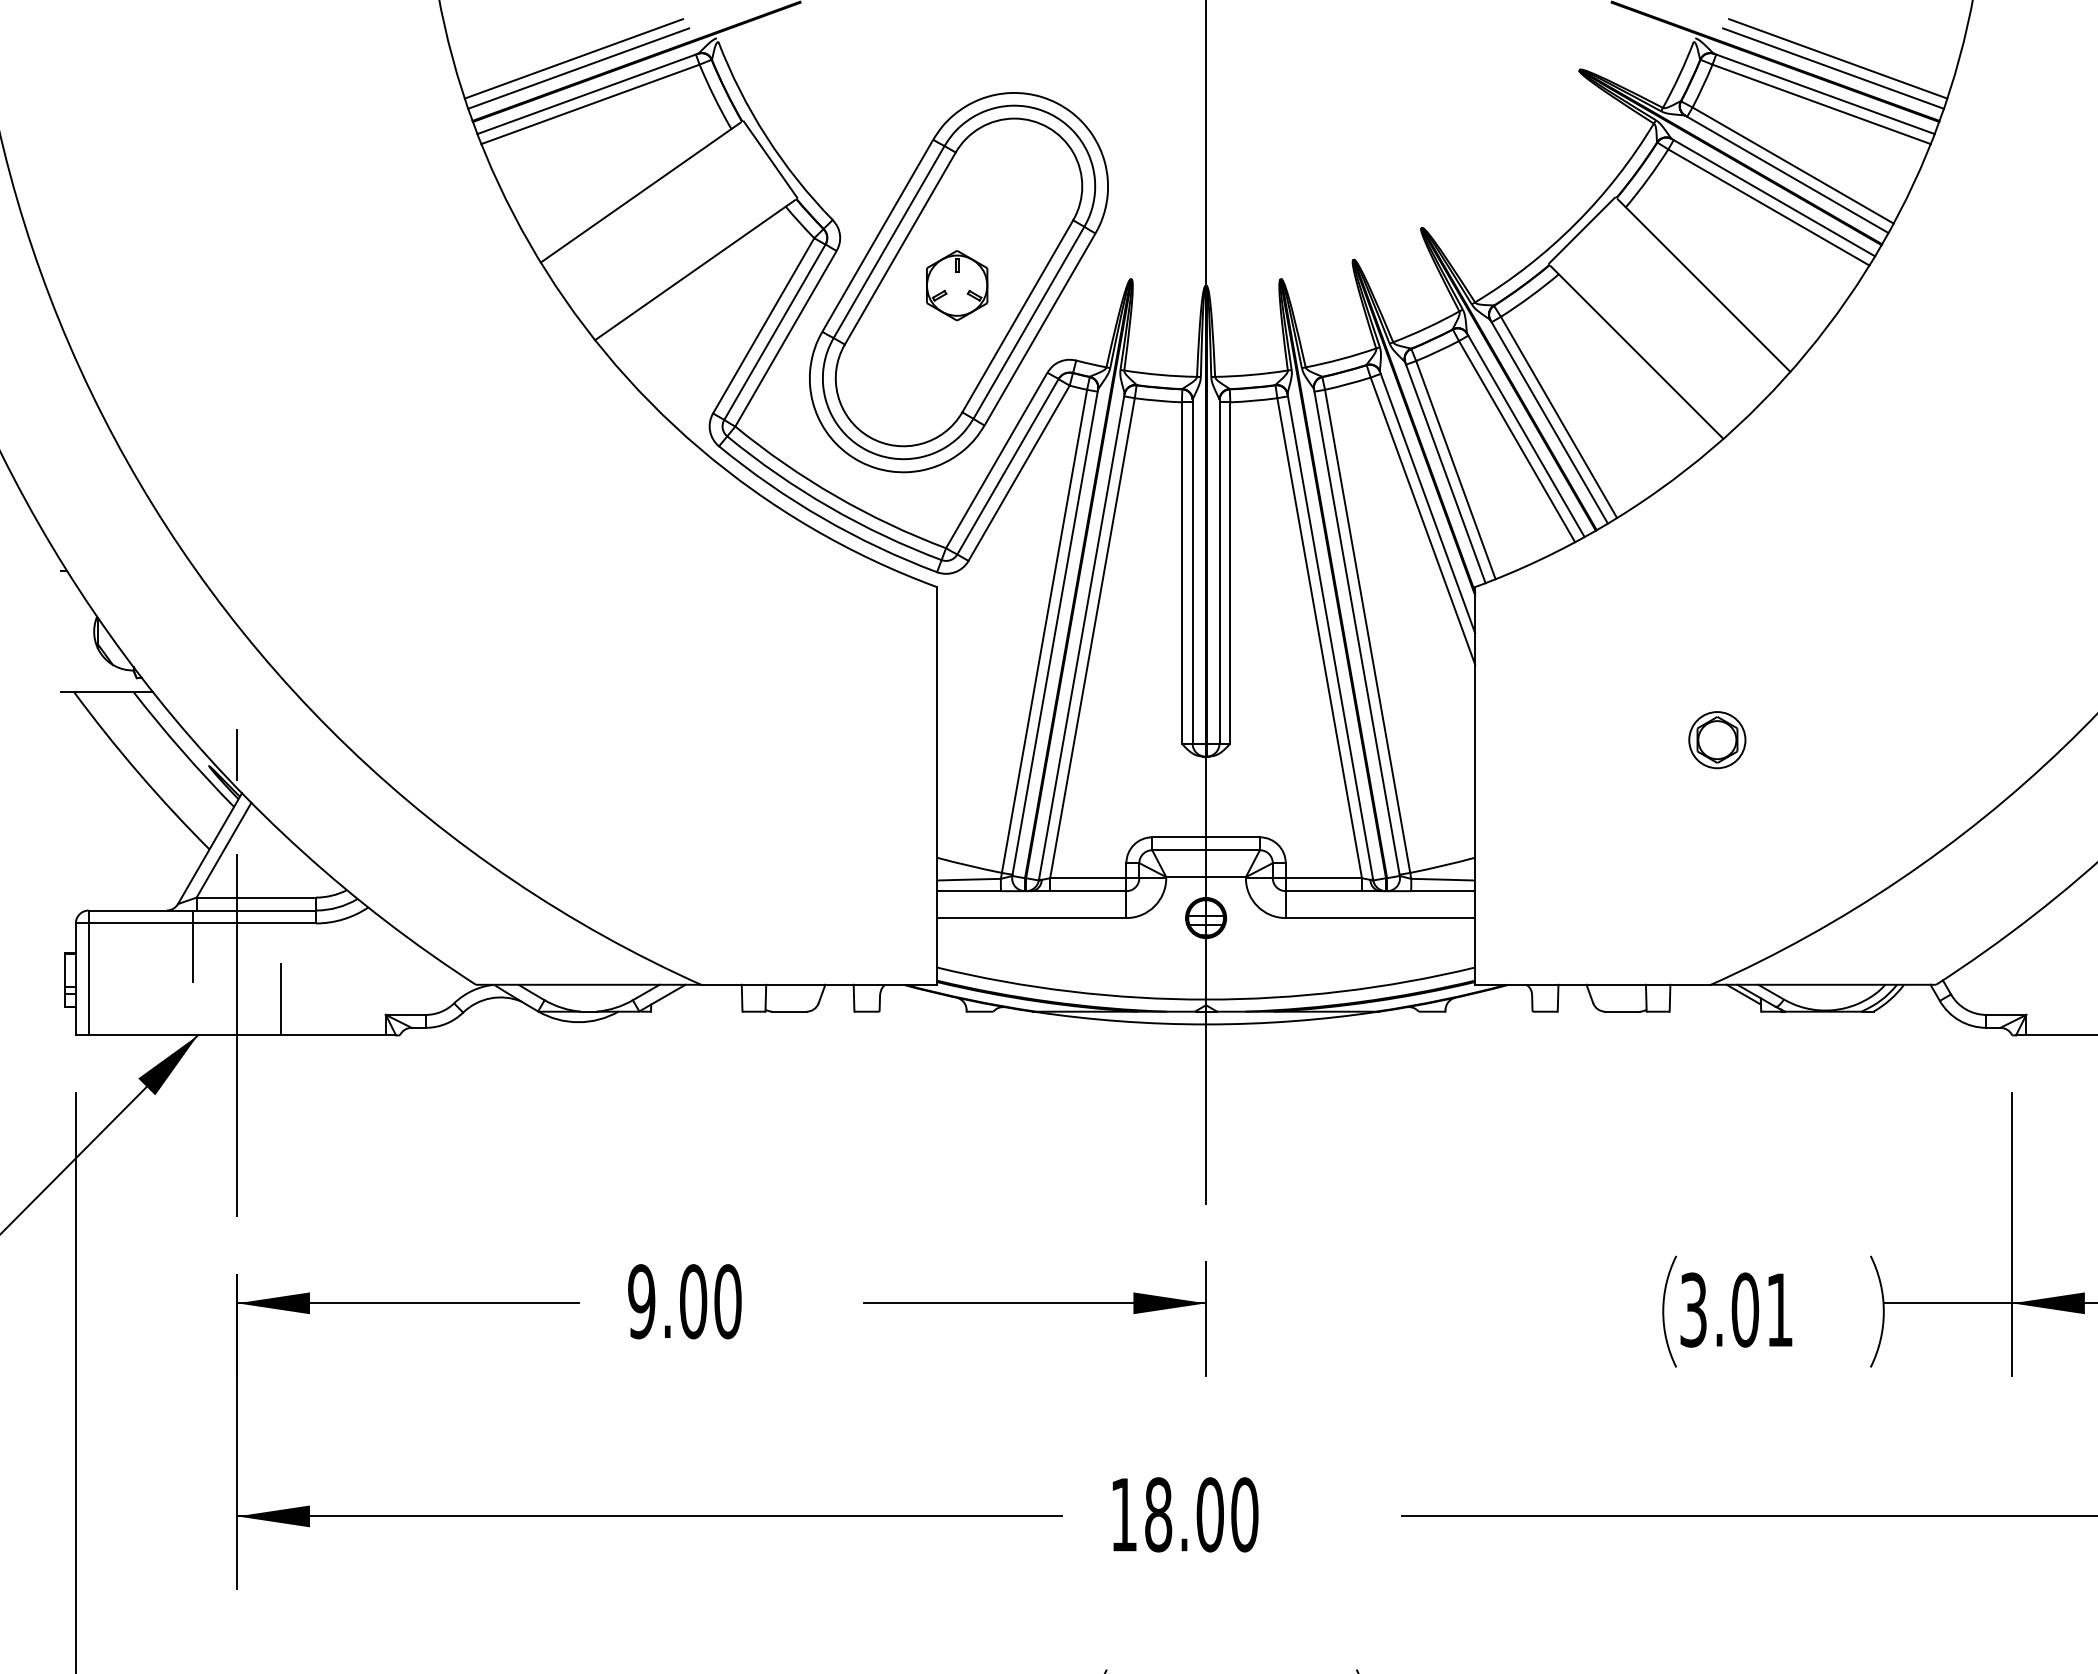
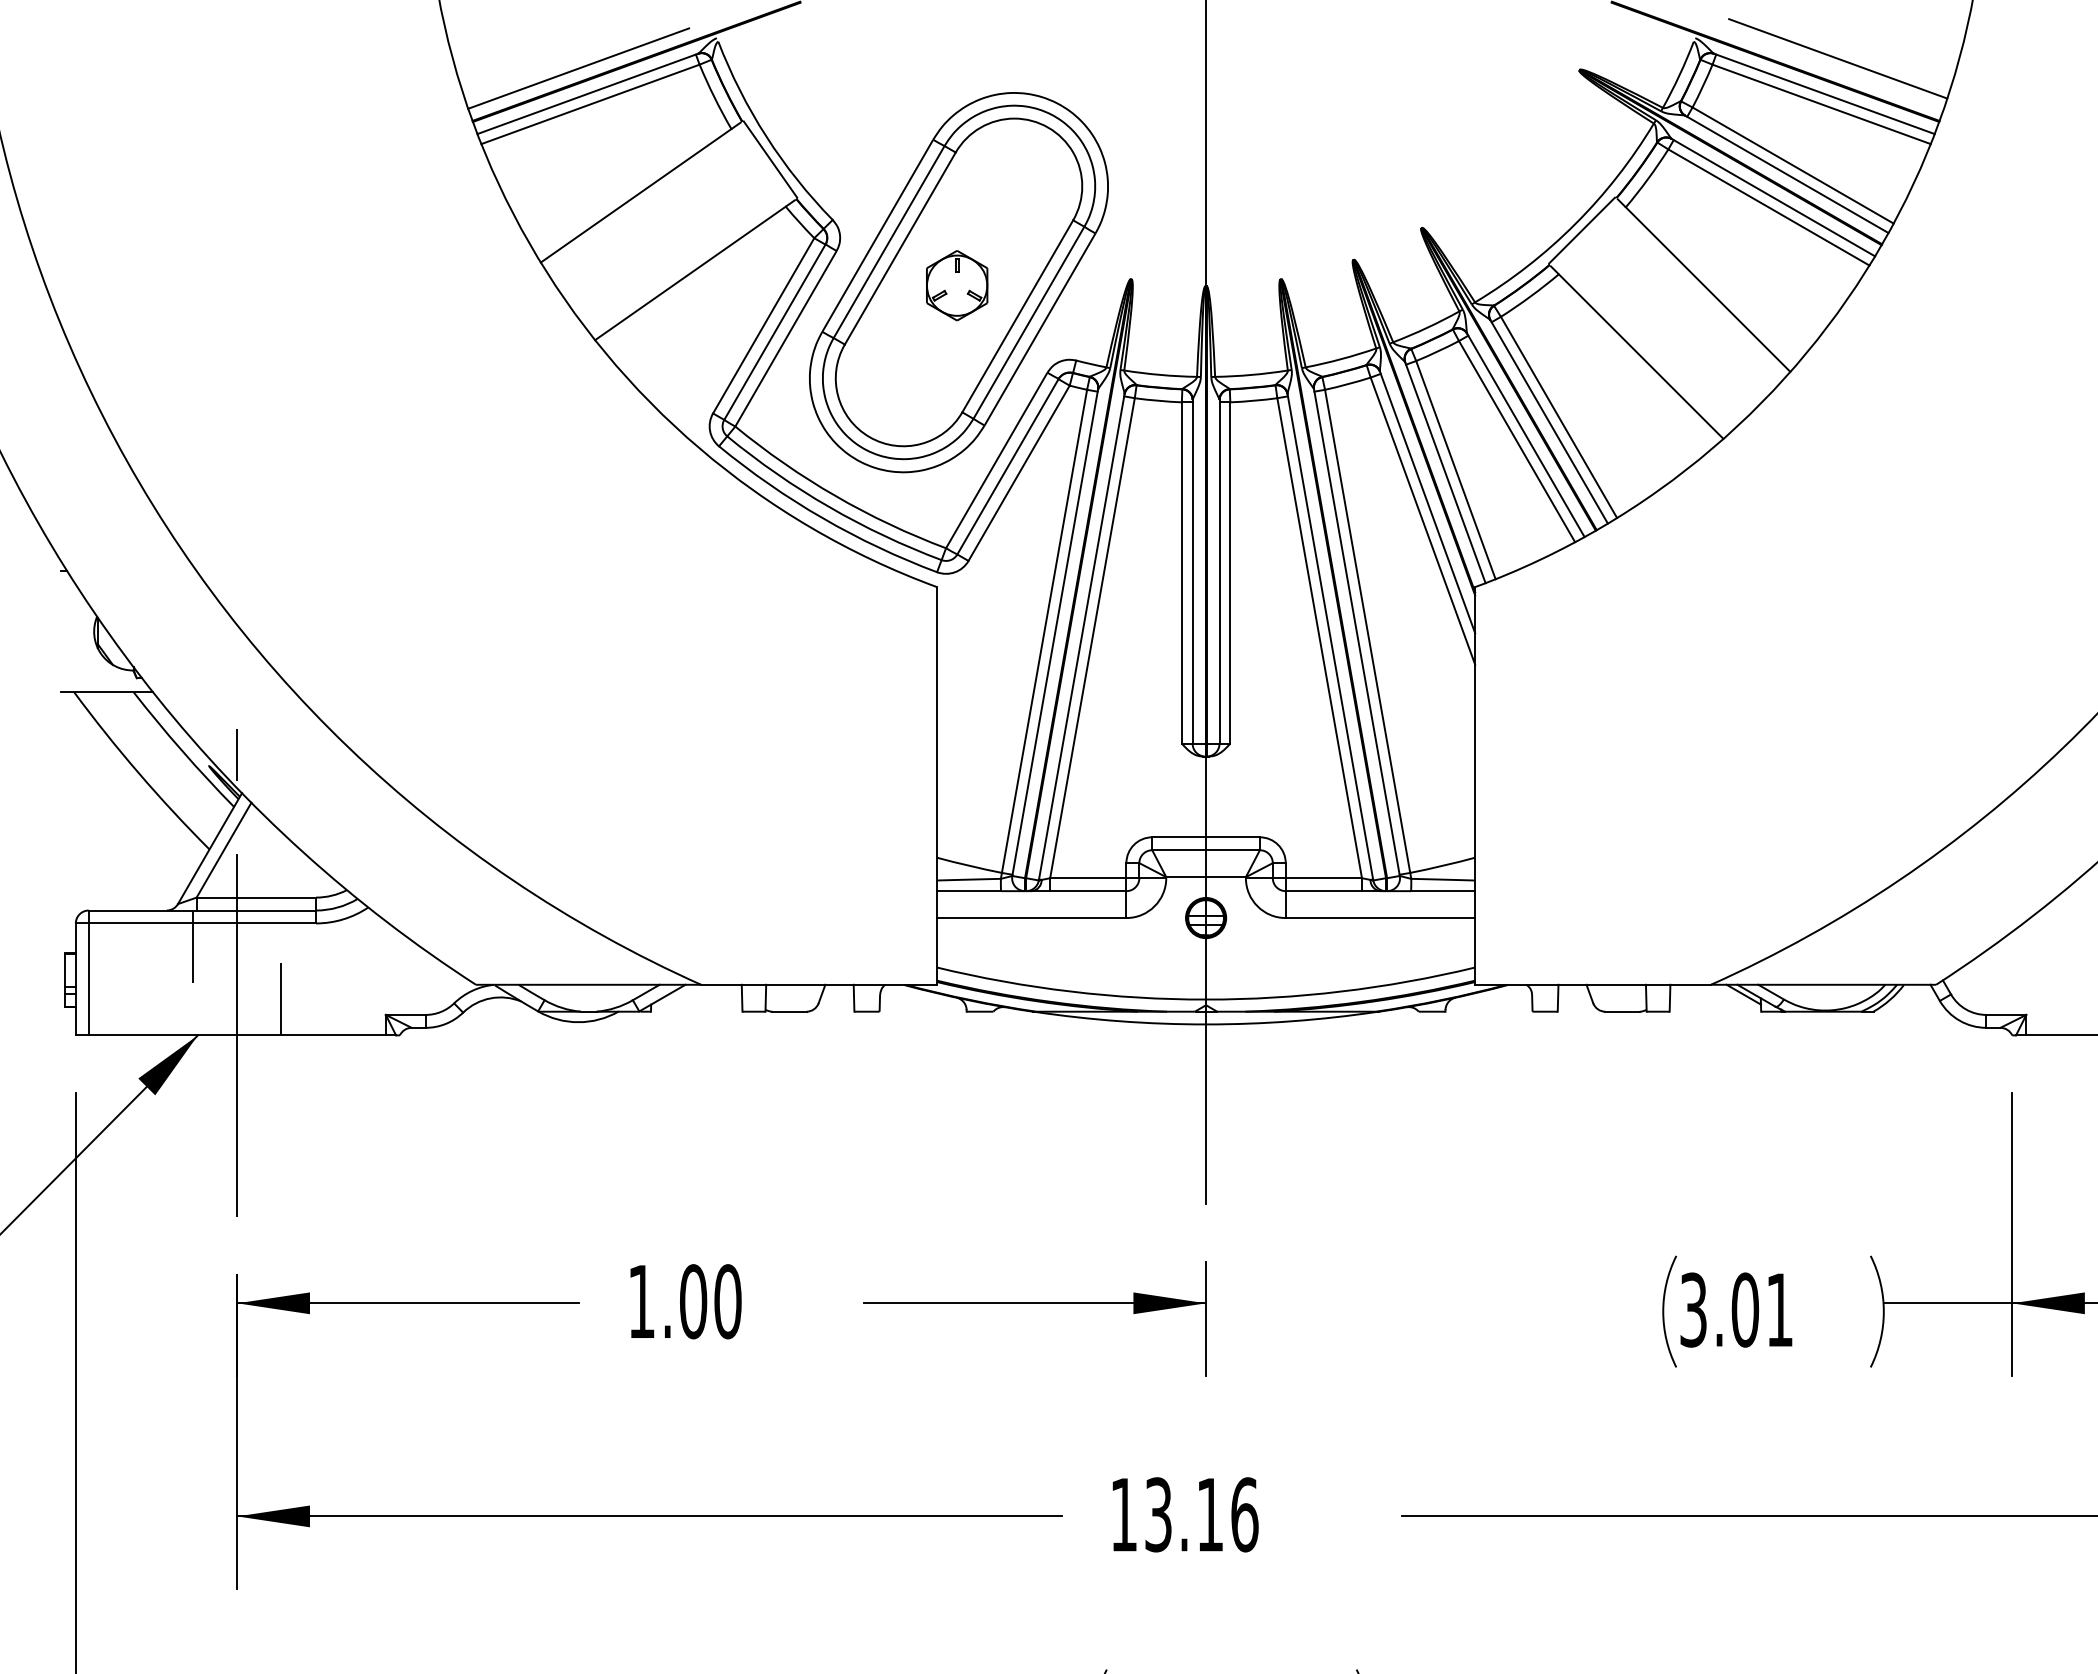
line: present -> none (573, 58)
line: present -> none (1833, 68)
part: present -> none (1717, 740)
text: 9.00 -> 1.00 (641, 1301)
text: 18.00 -> 13.16 (1201, 1514)
